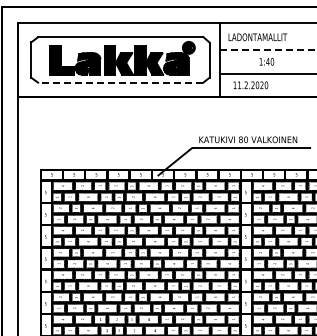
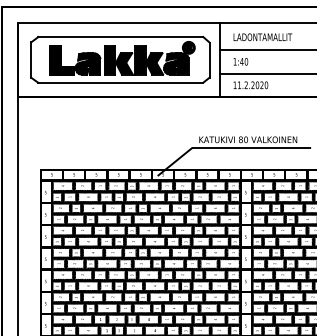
text position: (257, 37) -> (262, 37) (262, 37)
line: dashed -> solid (268, 49)
text position: (266, 61) -> (240, 61) (240, 61)
line: dashed -> solid (120, 82)
